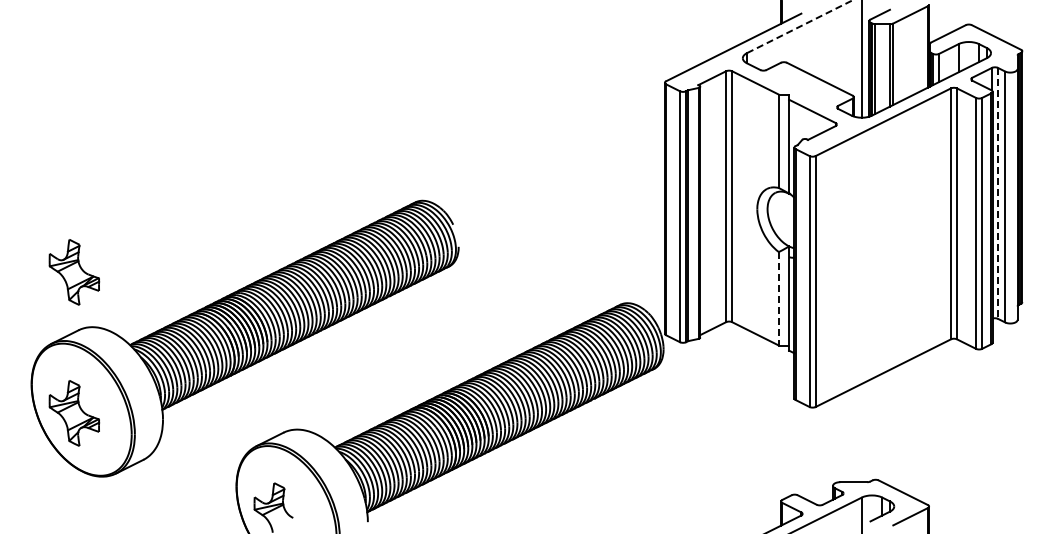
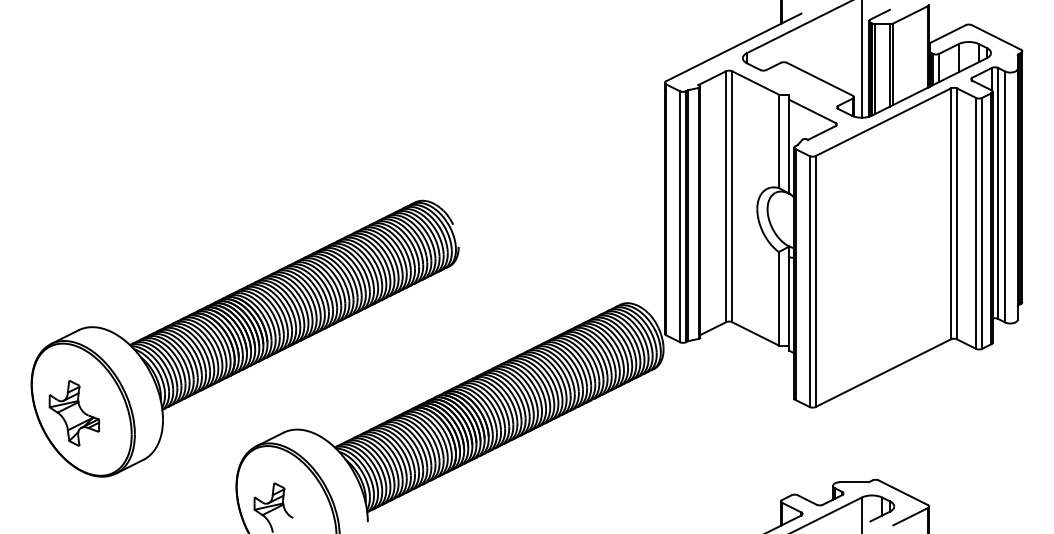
line: dashed -> solid (800, 26)
line: dashed -> solid (998, 193)
part: present -> none (74, 272)
line: dashed -> solid (778, 298)
